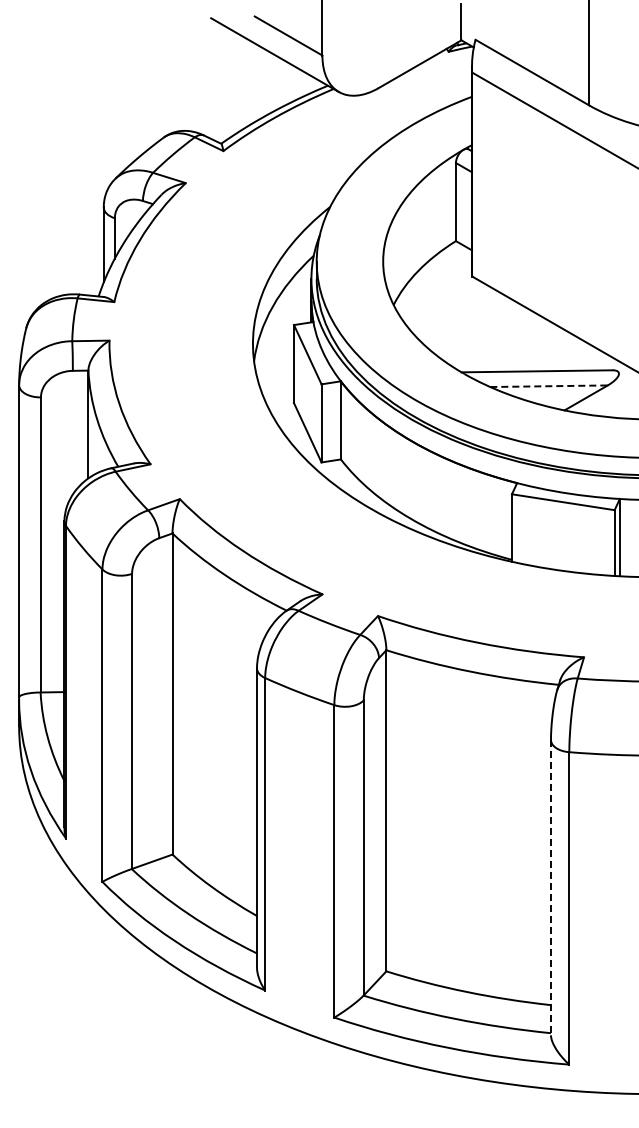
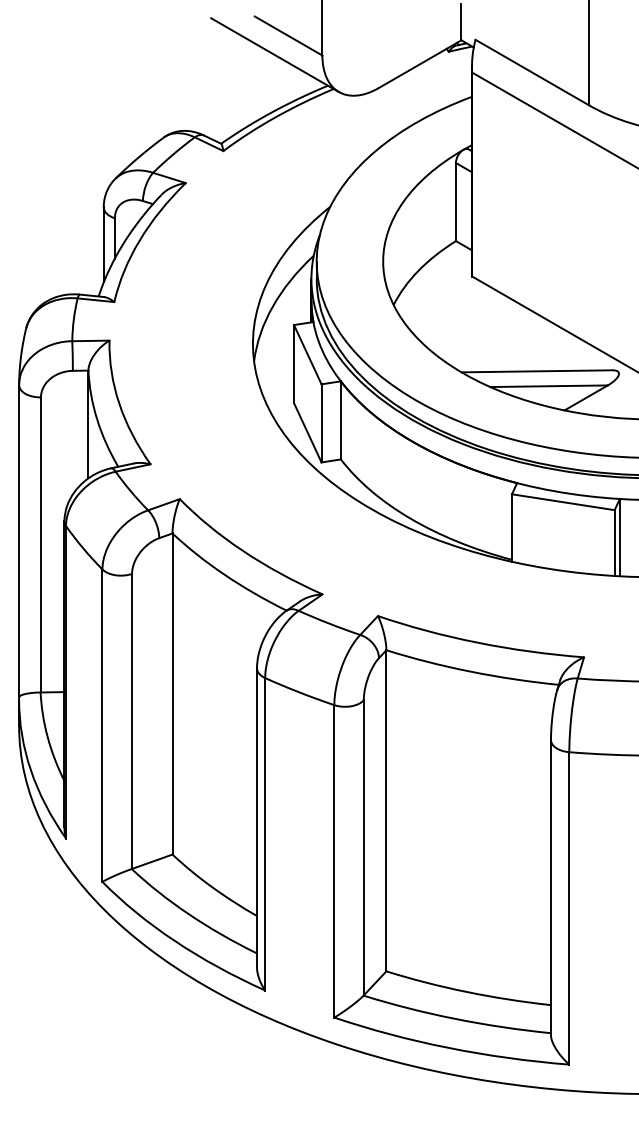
line: dashed -> solid (549, 386)
line: dashed -> solid (550, 887)
